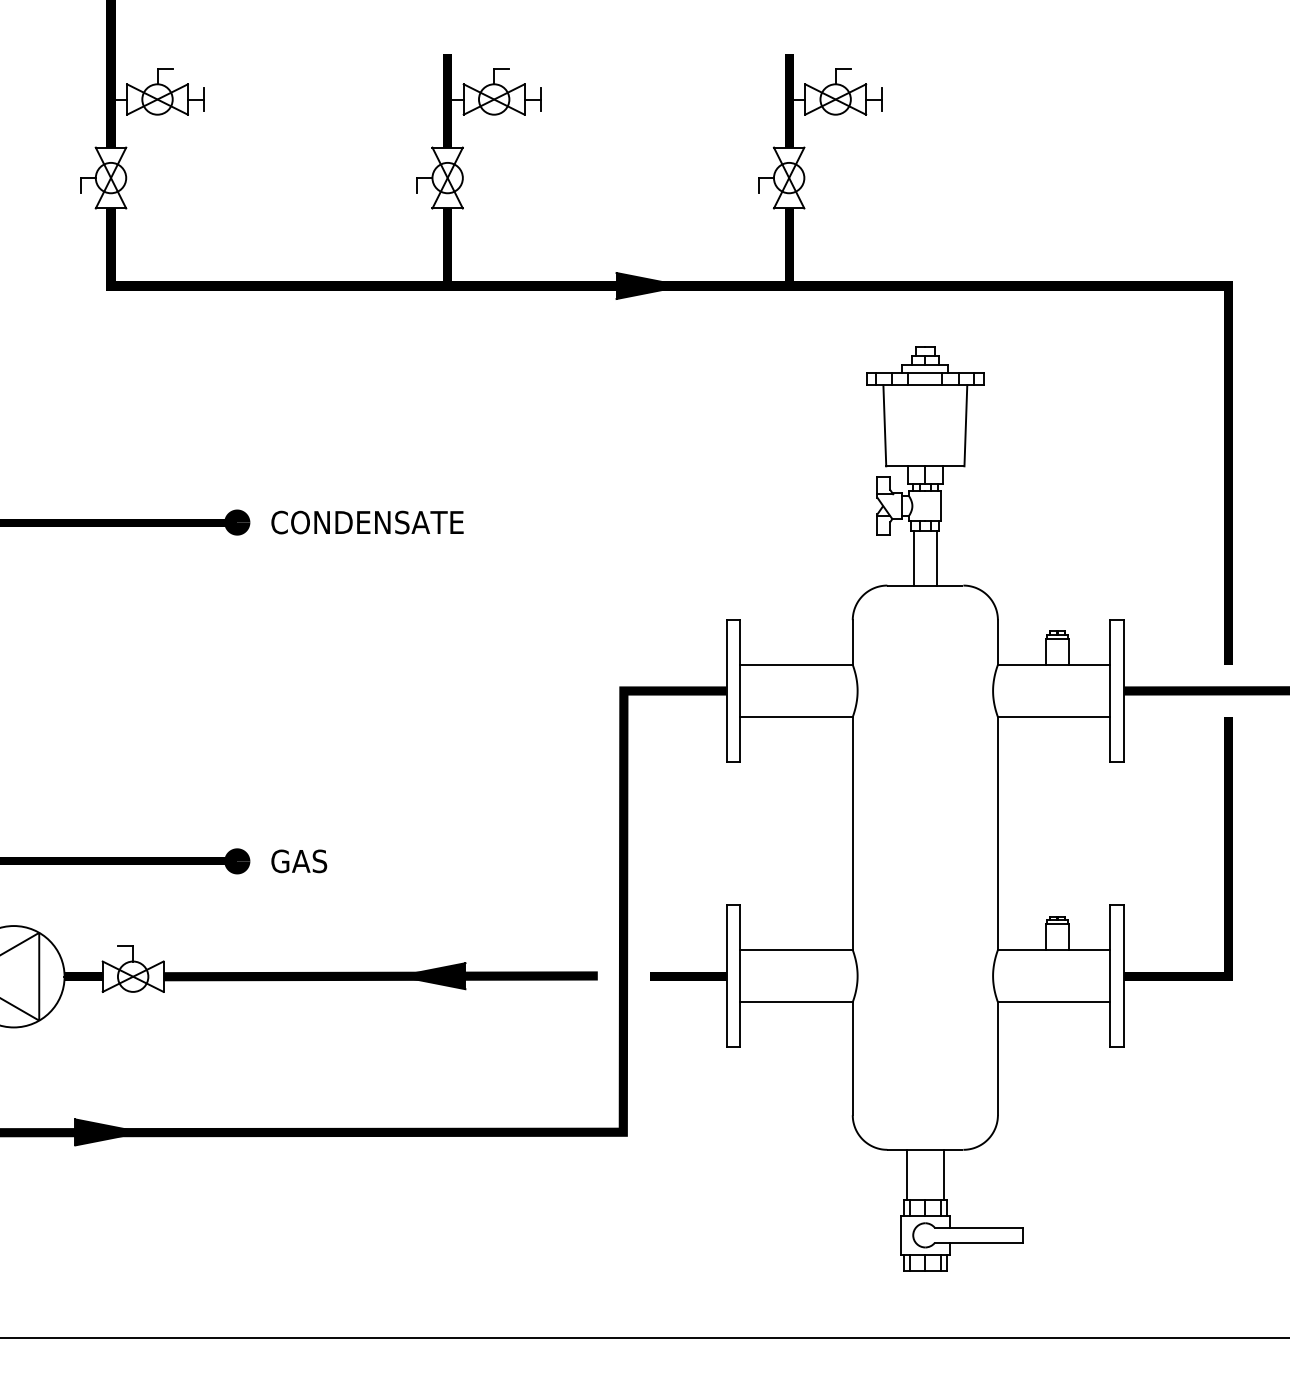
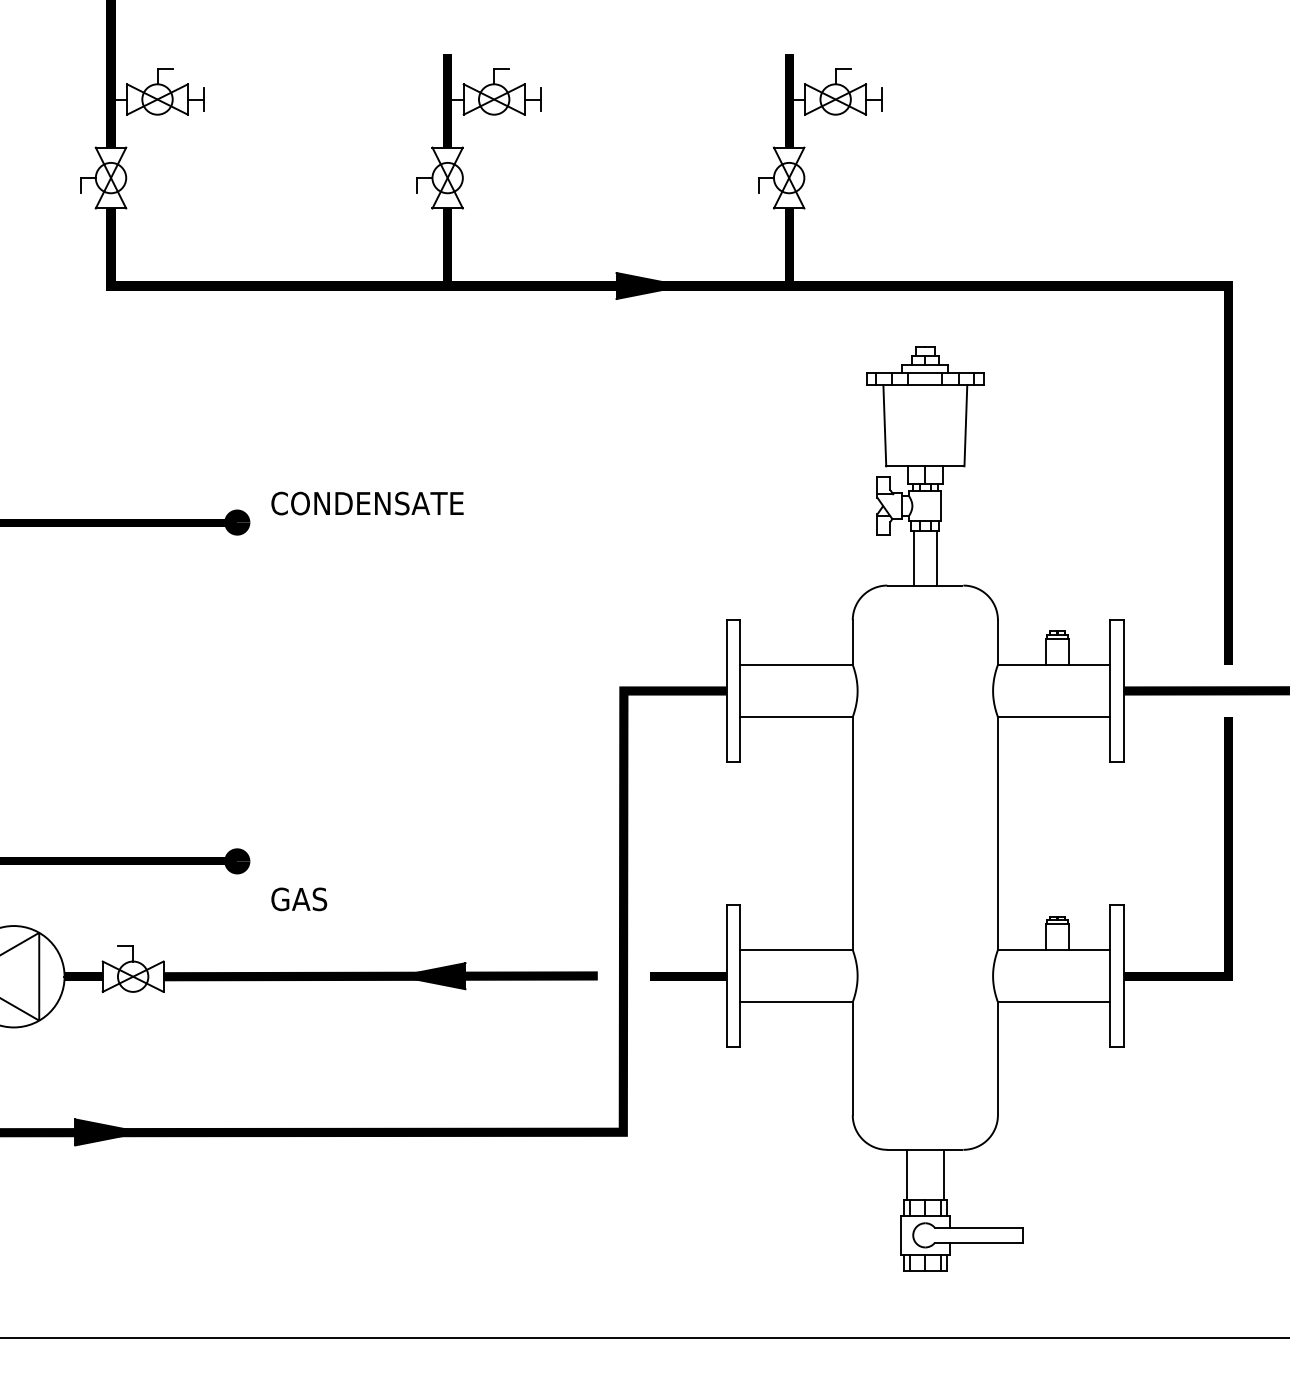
text position: (367, 522) -> (367, 503) (367, 503)
text position: (299, 861) -> (299, 899) (299, 899)
